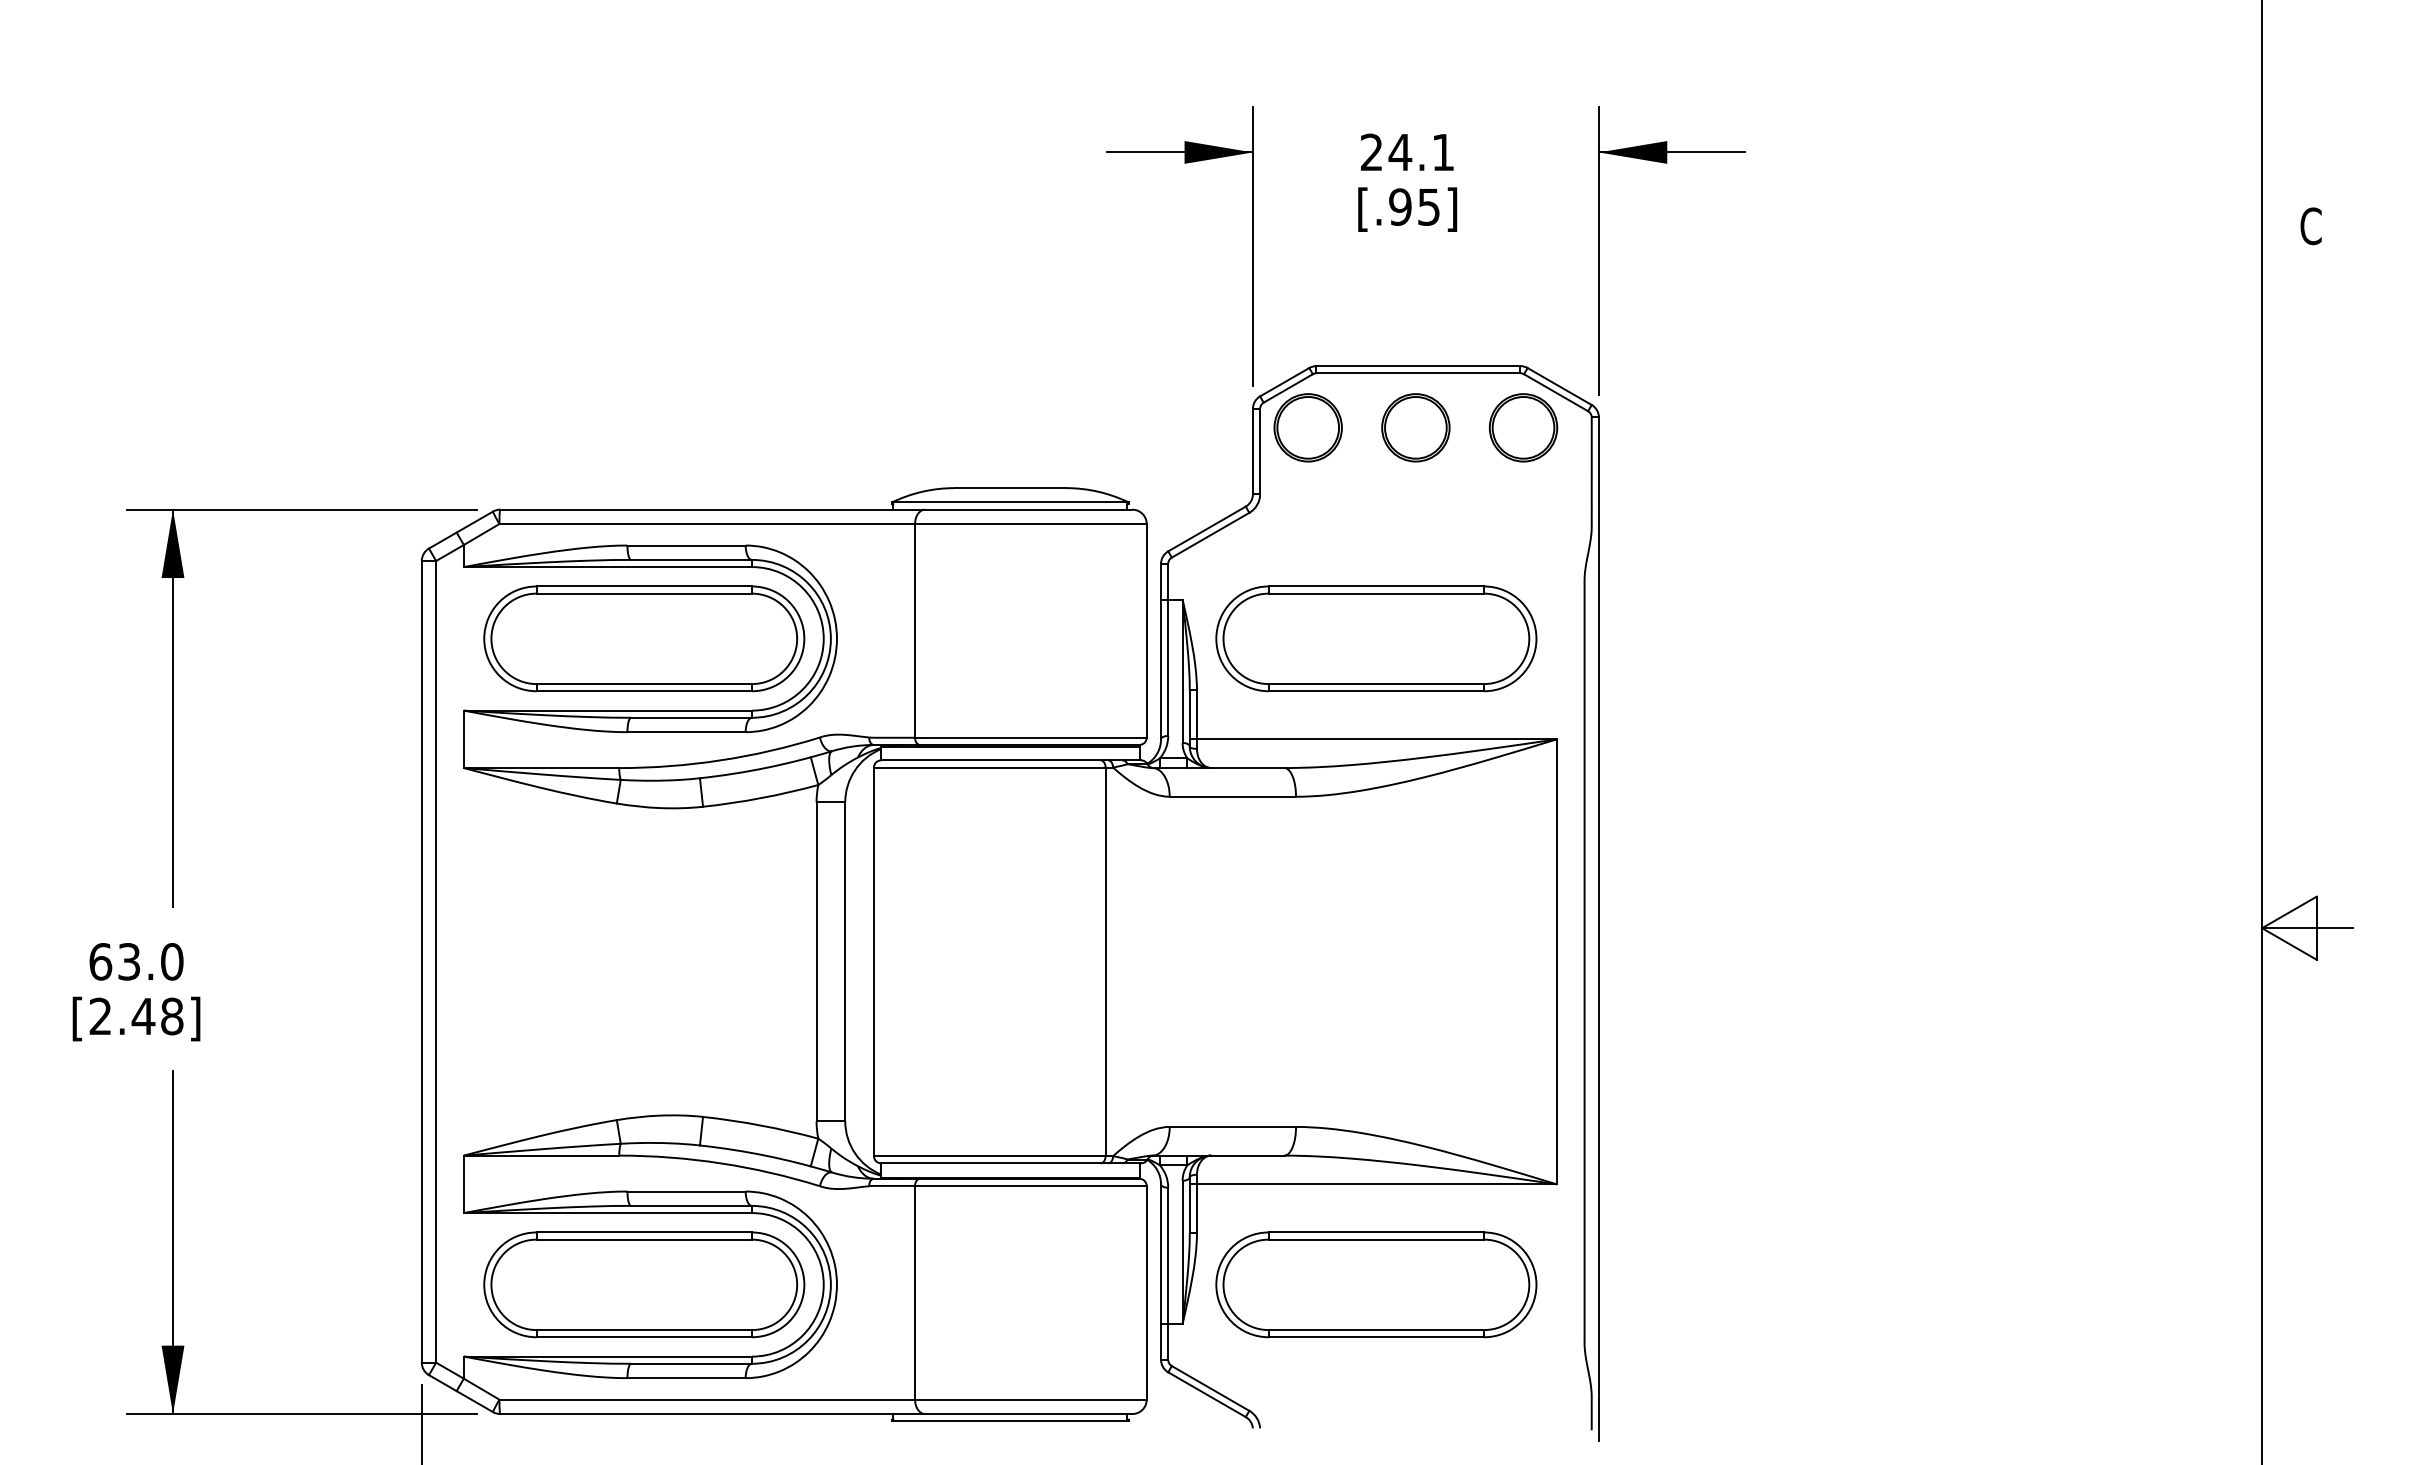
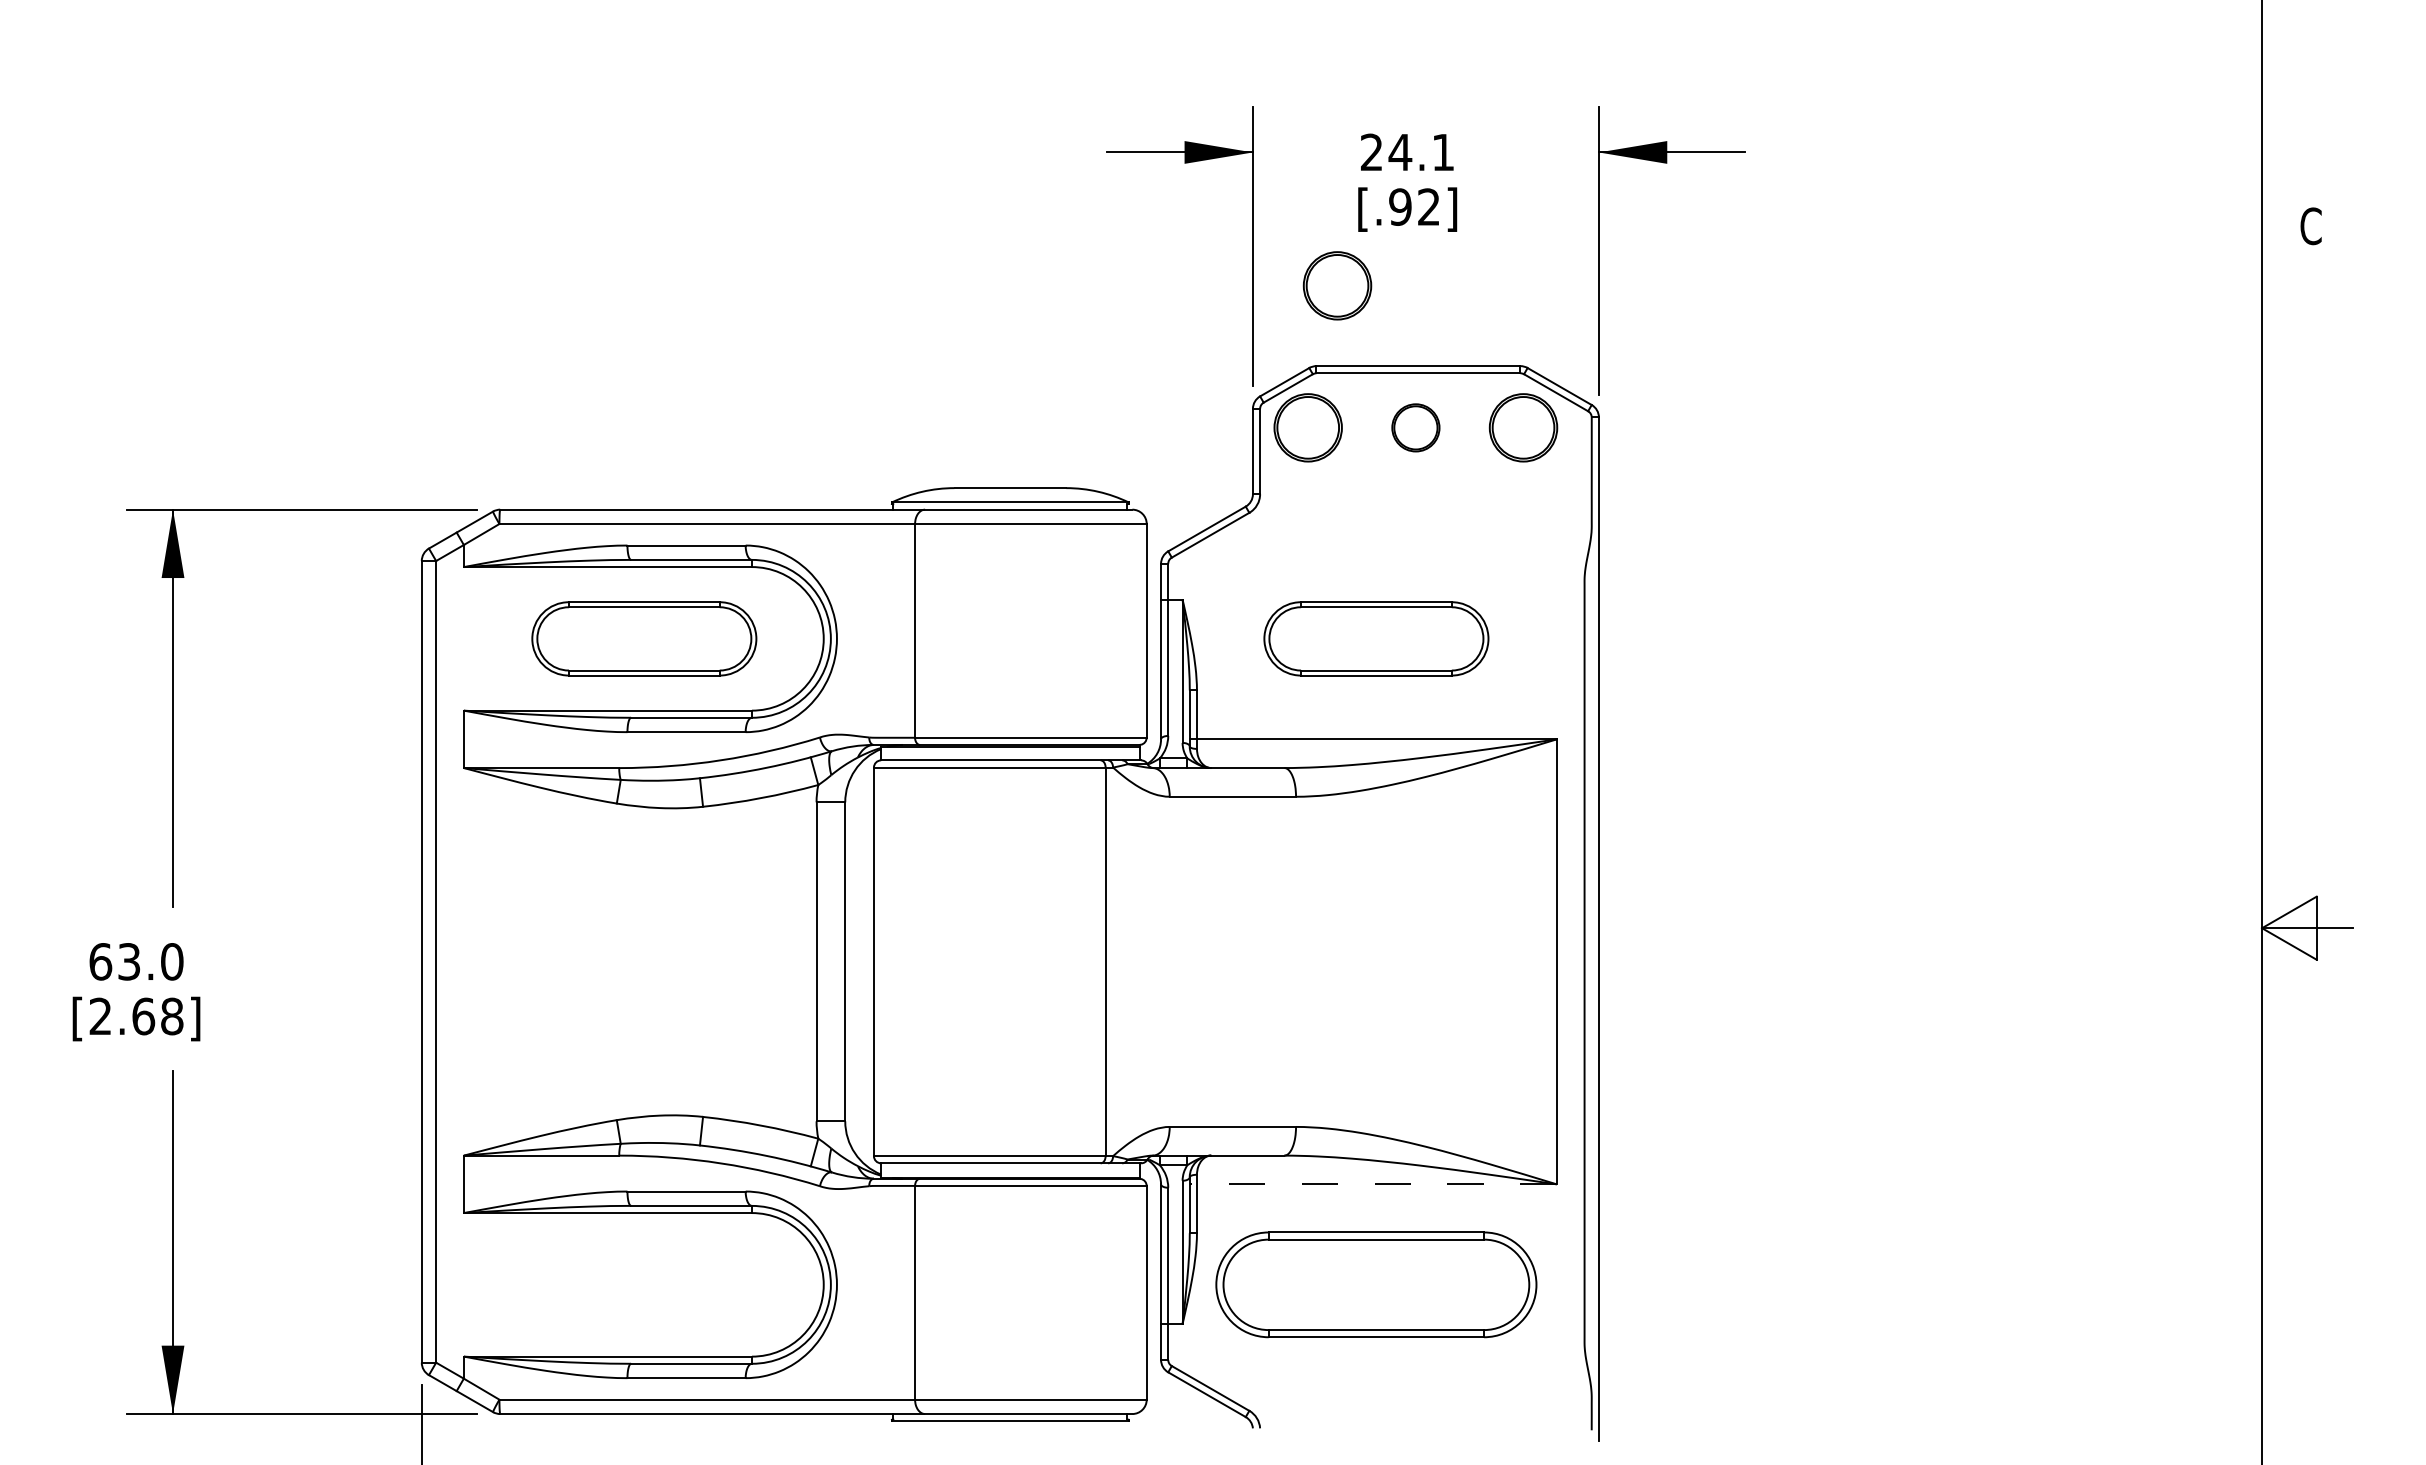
text: [.95] -> [.92] (1428, 206)
part: none -> present (1337, 285)
part size: 70x70 px -> 50x50 px (1415, 427)
part size: 323x108 px -> 227x76 px (644, 638)
part size: 323x108 px -> 227x76 px (1376, 638)
text: [2.48] -> [2.68] (143, 1016)
line: solid -> dashed (1373, 1184)
part: present -> none (644, 1284)
